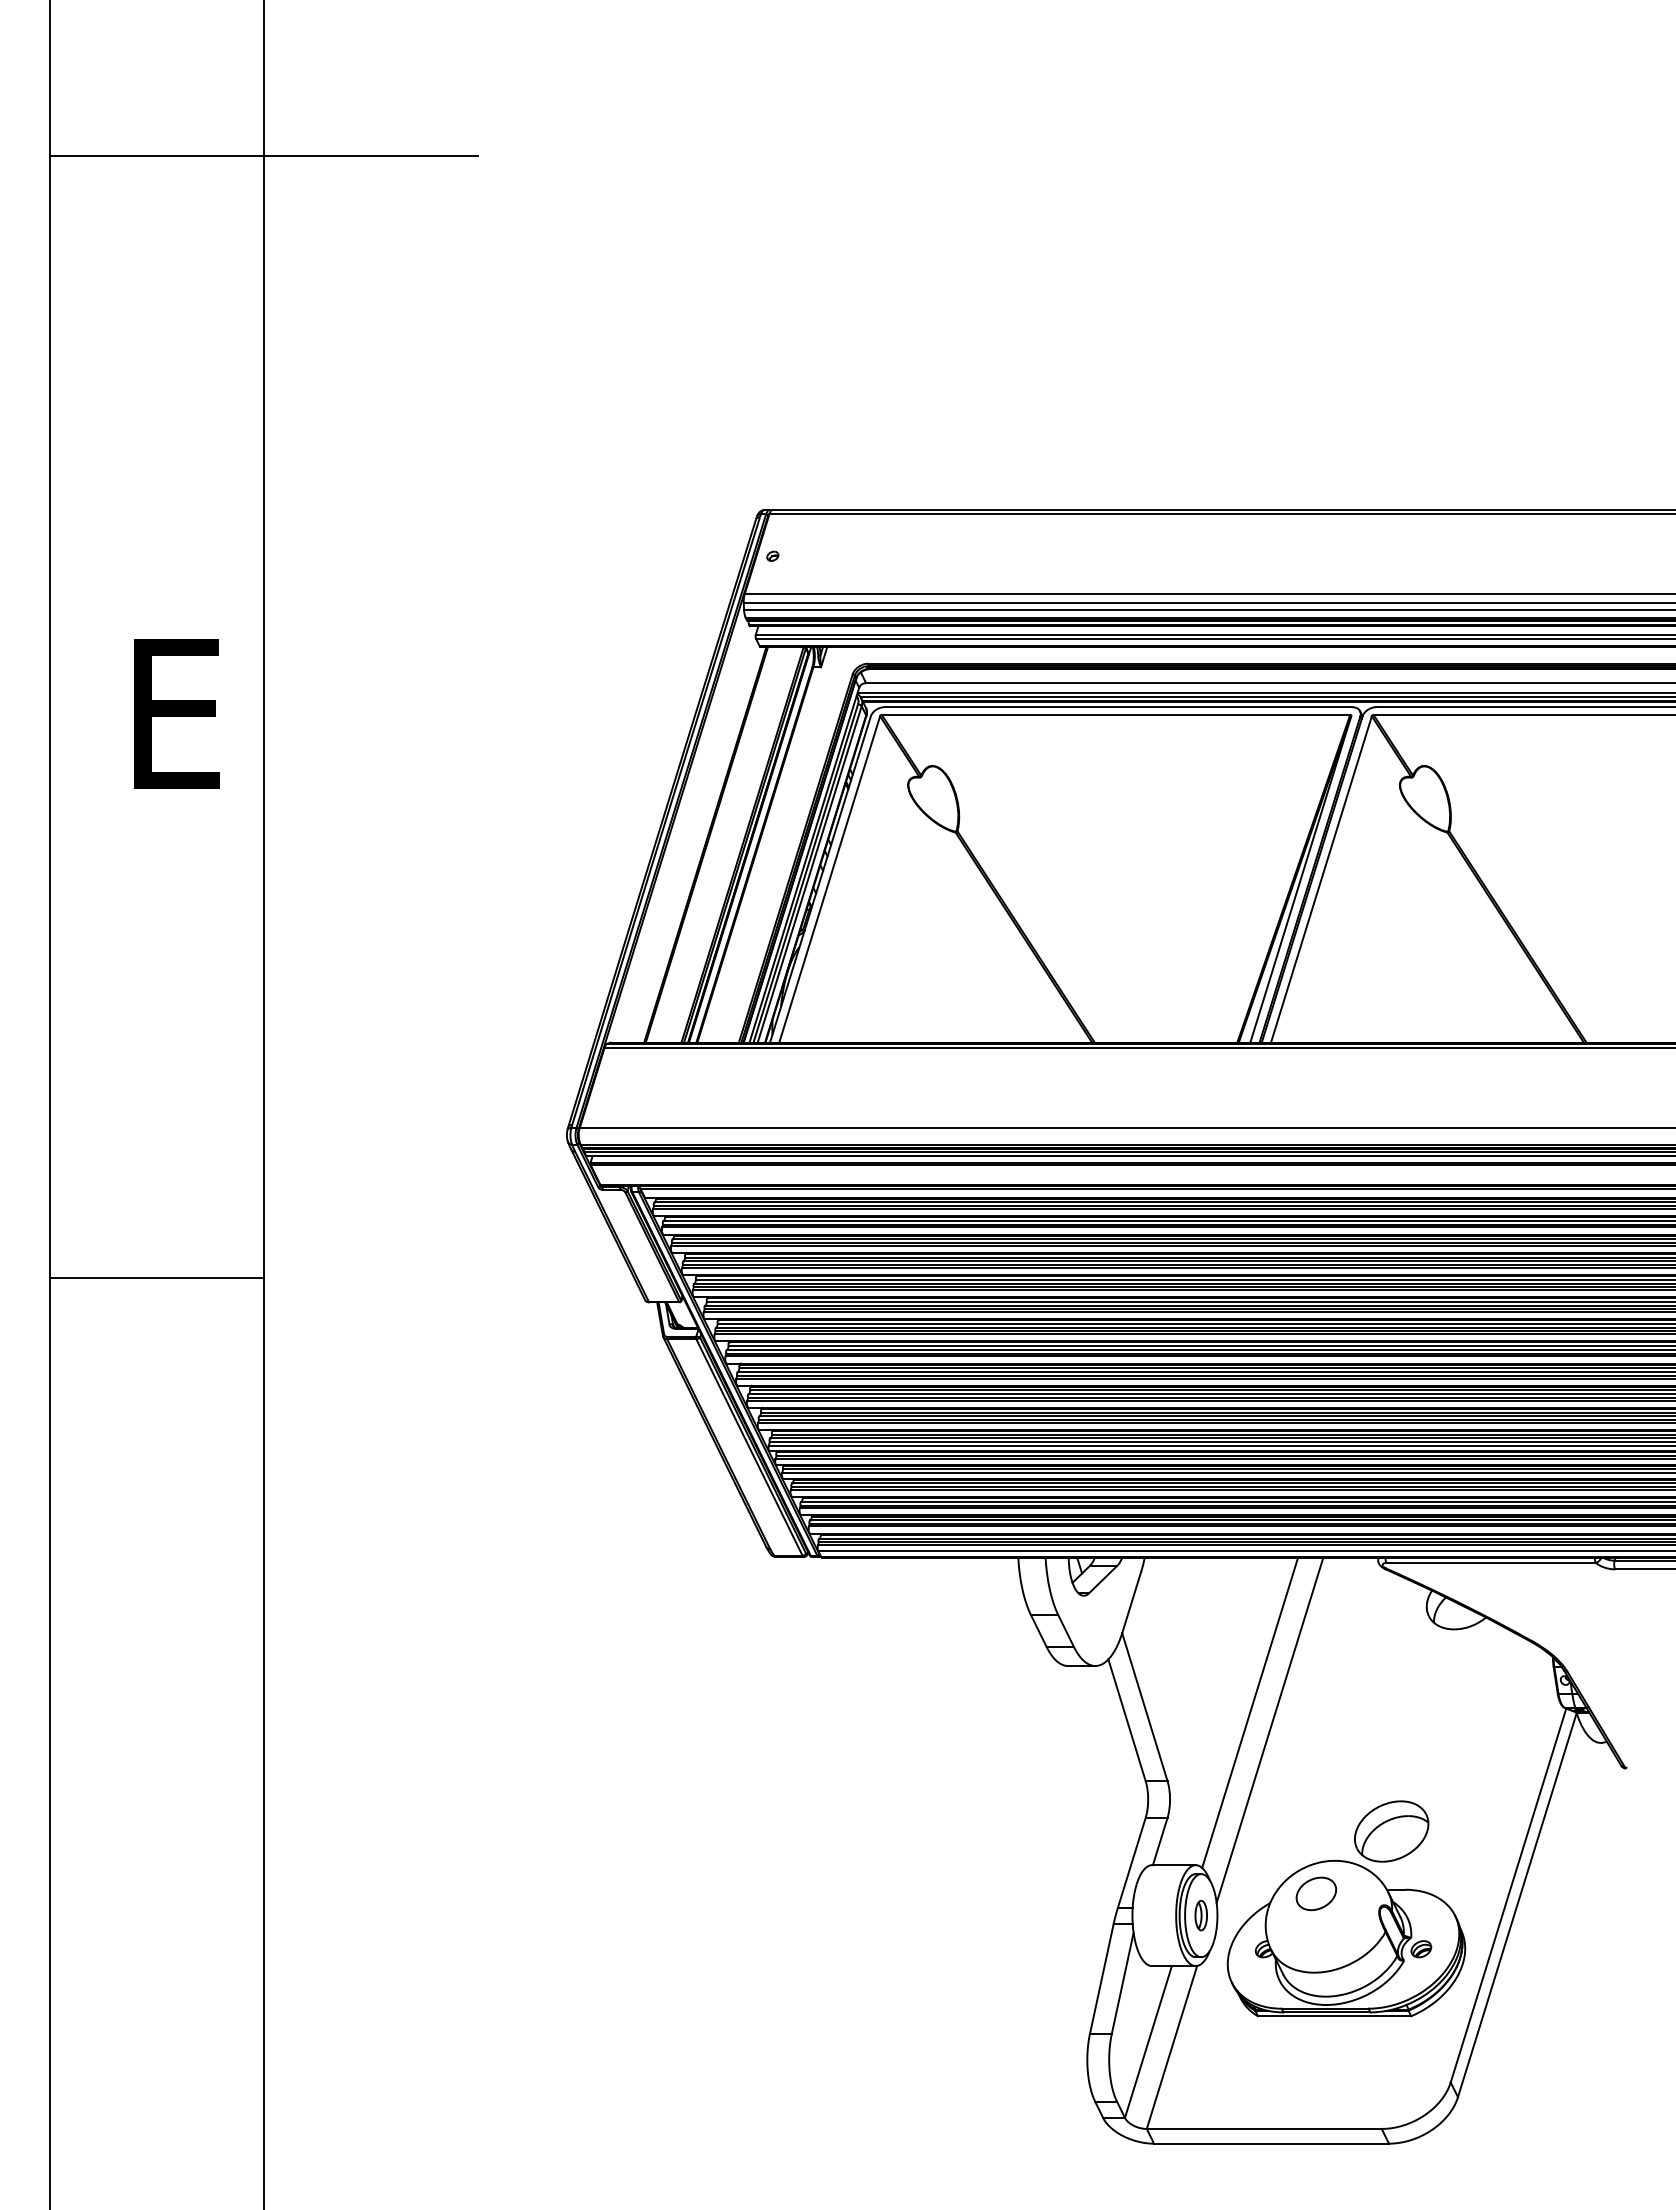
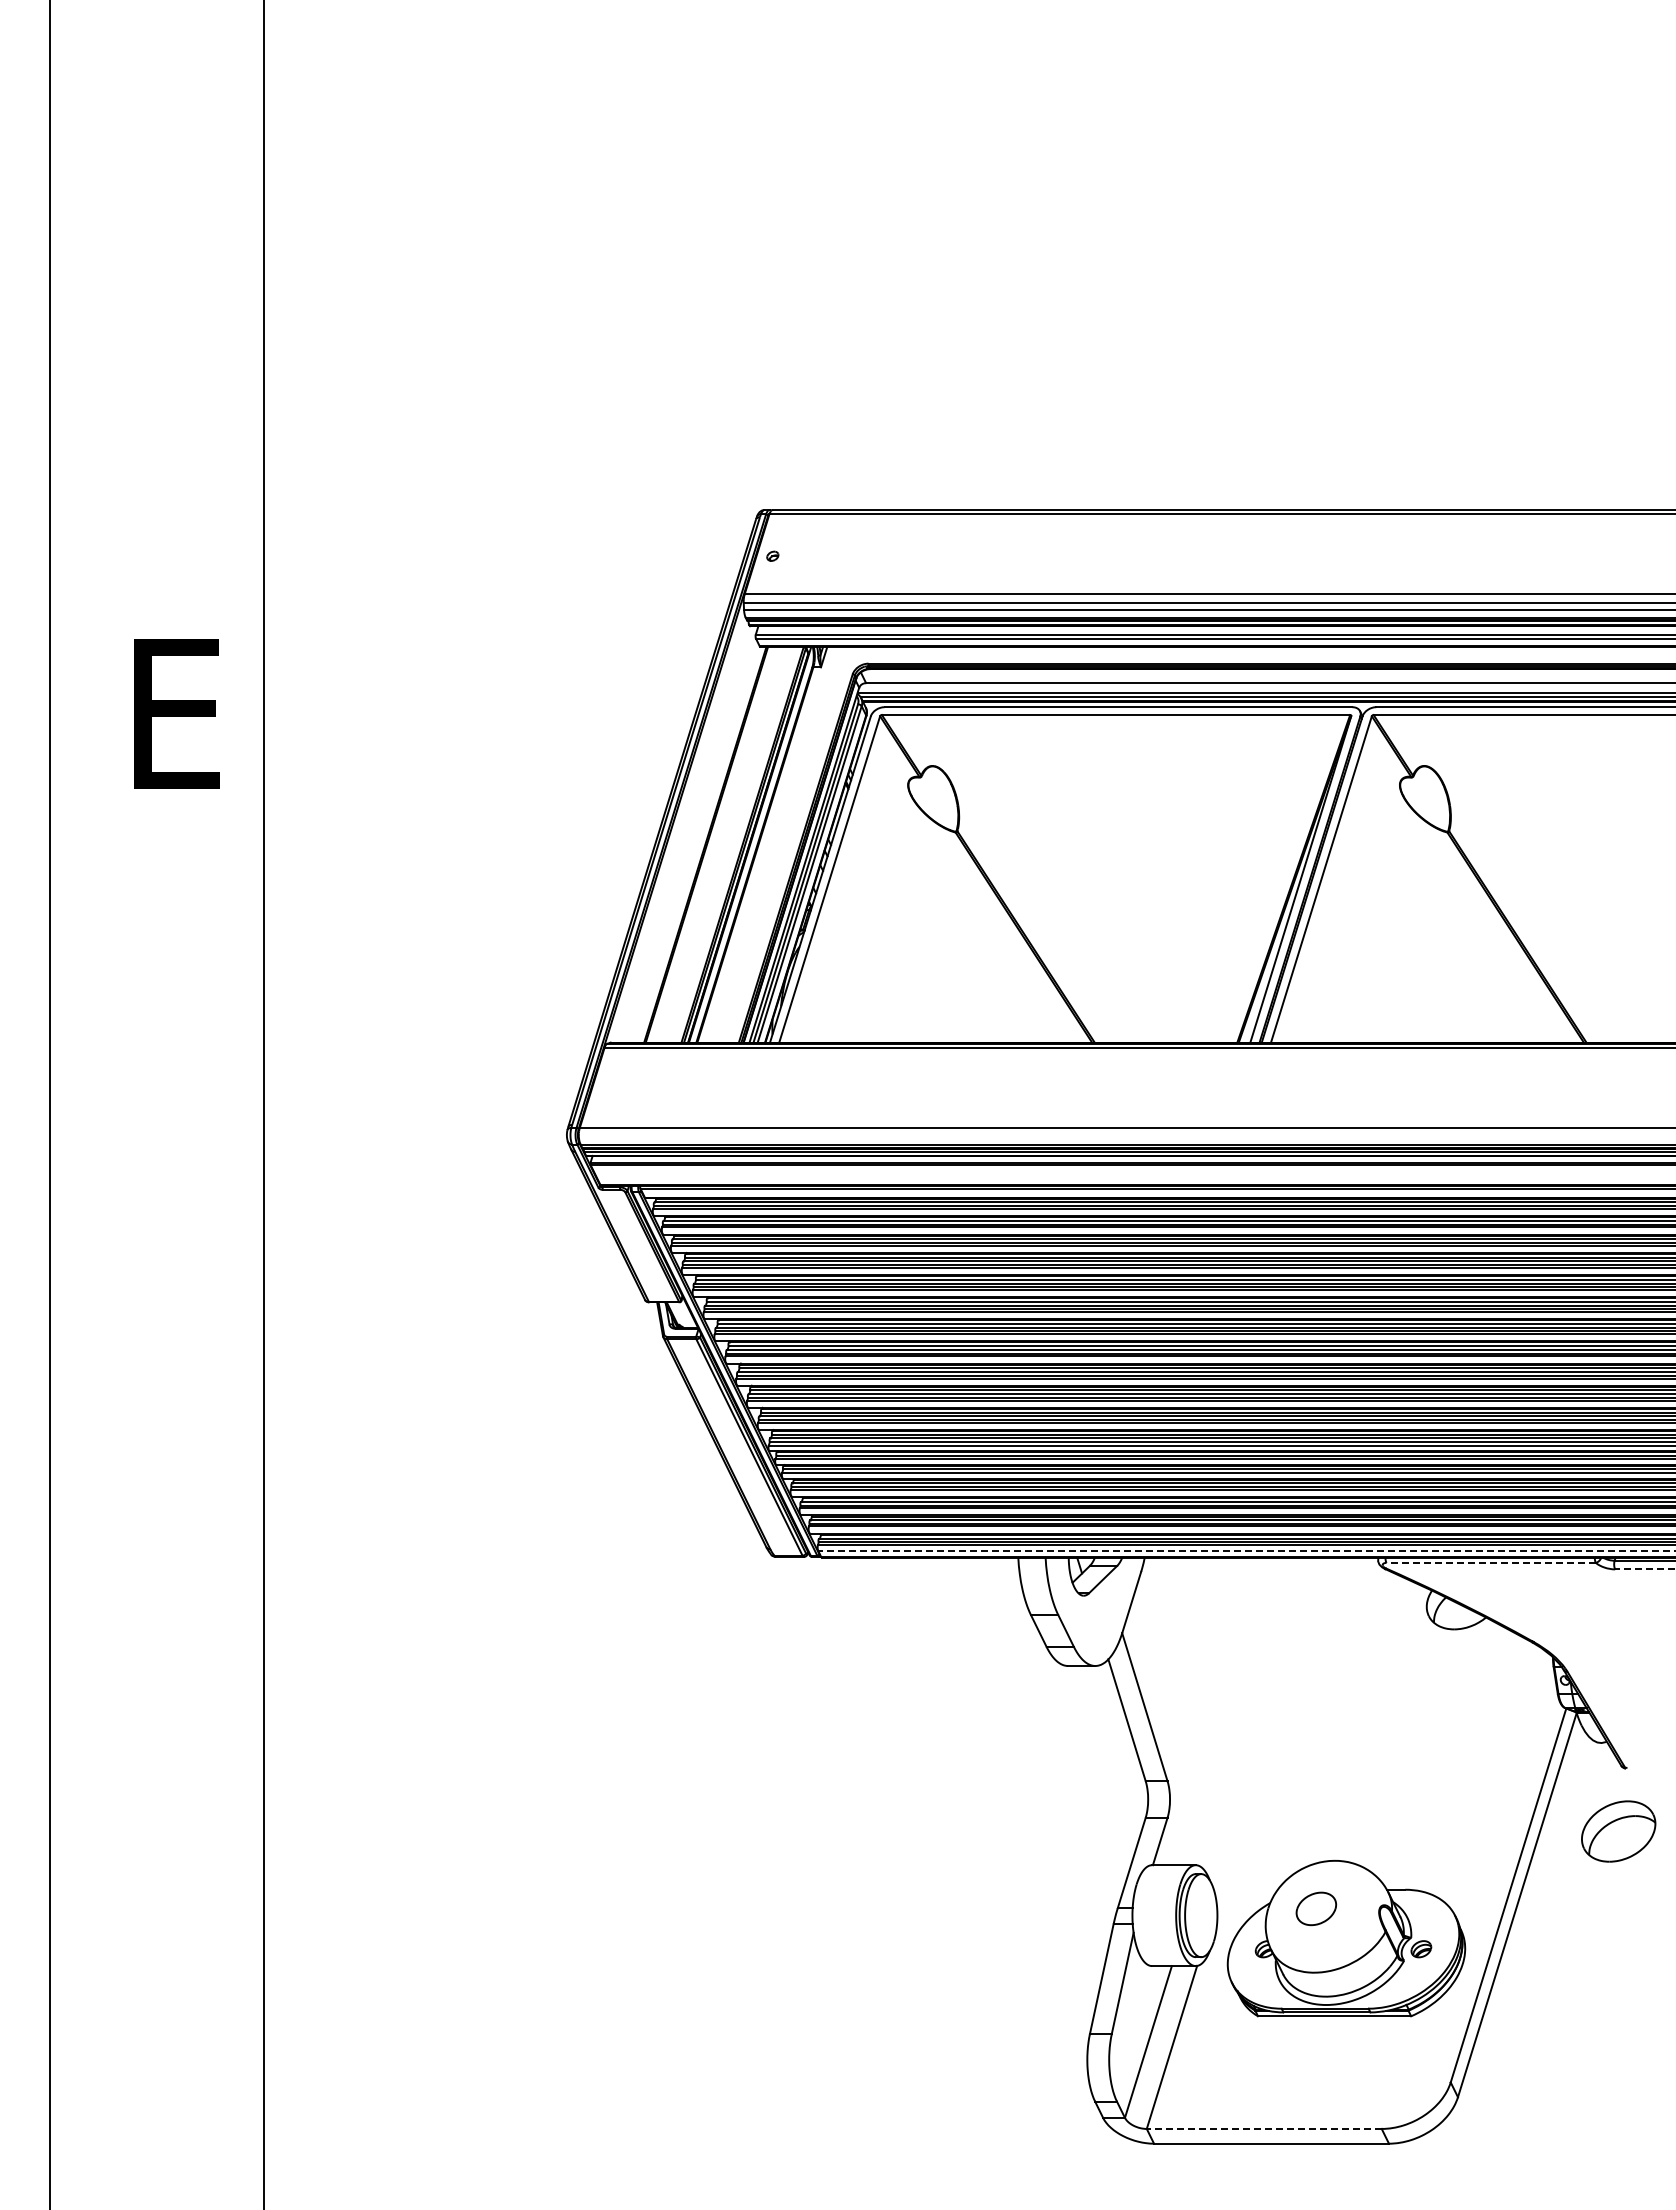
line: present -> none (263, 156)
line: present -> none (156, 1278)
line: solid -> dashed (1246, 1551)
line: solid -> dashed (1491, 1562)
line: solid -> dashed (1645, 1569)
line: present -> none (1250, 1712)
line: present -> none (1269, 1729)
part position: (1391, 1831) -> (1618, 1831) (1618, 1831)
part position: (1316, 1893) -> (1316, 1908) (1316, 1908)
part: present -> none (1200, 1915)
line: solid -> dashed (1263, 2128)
